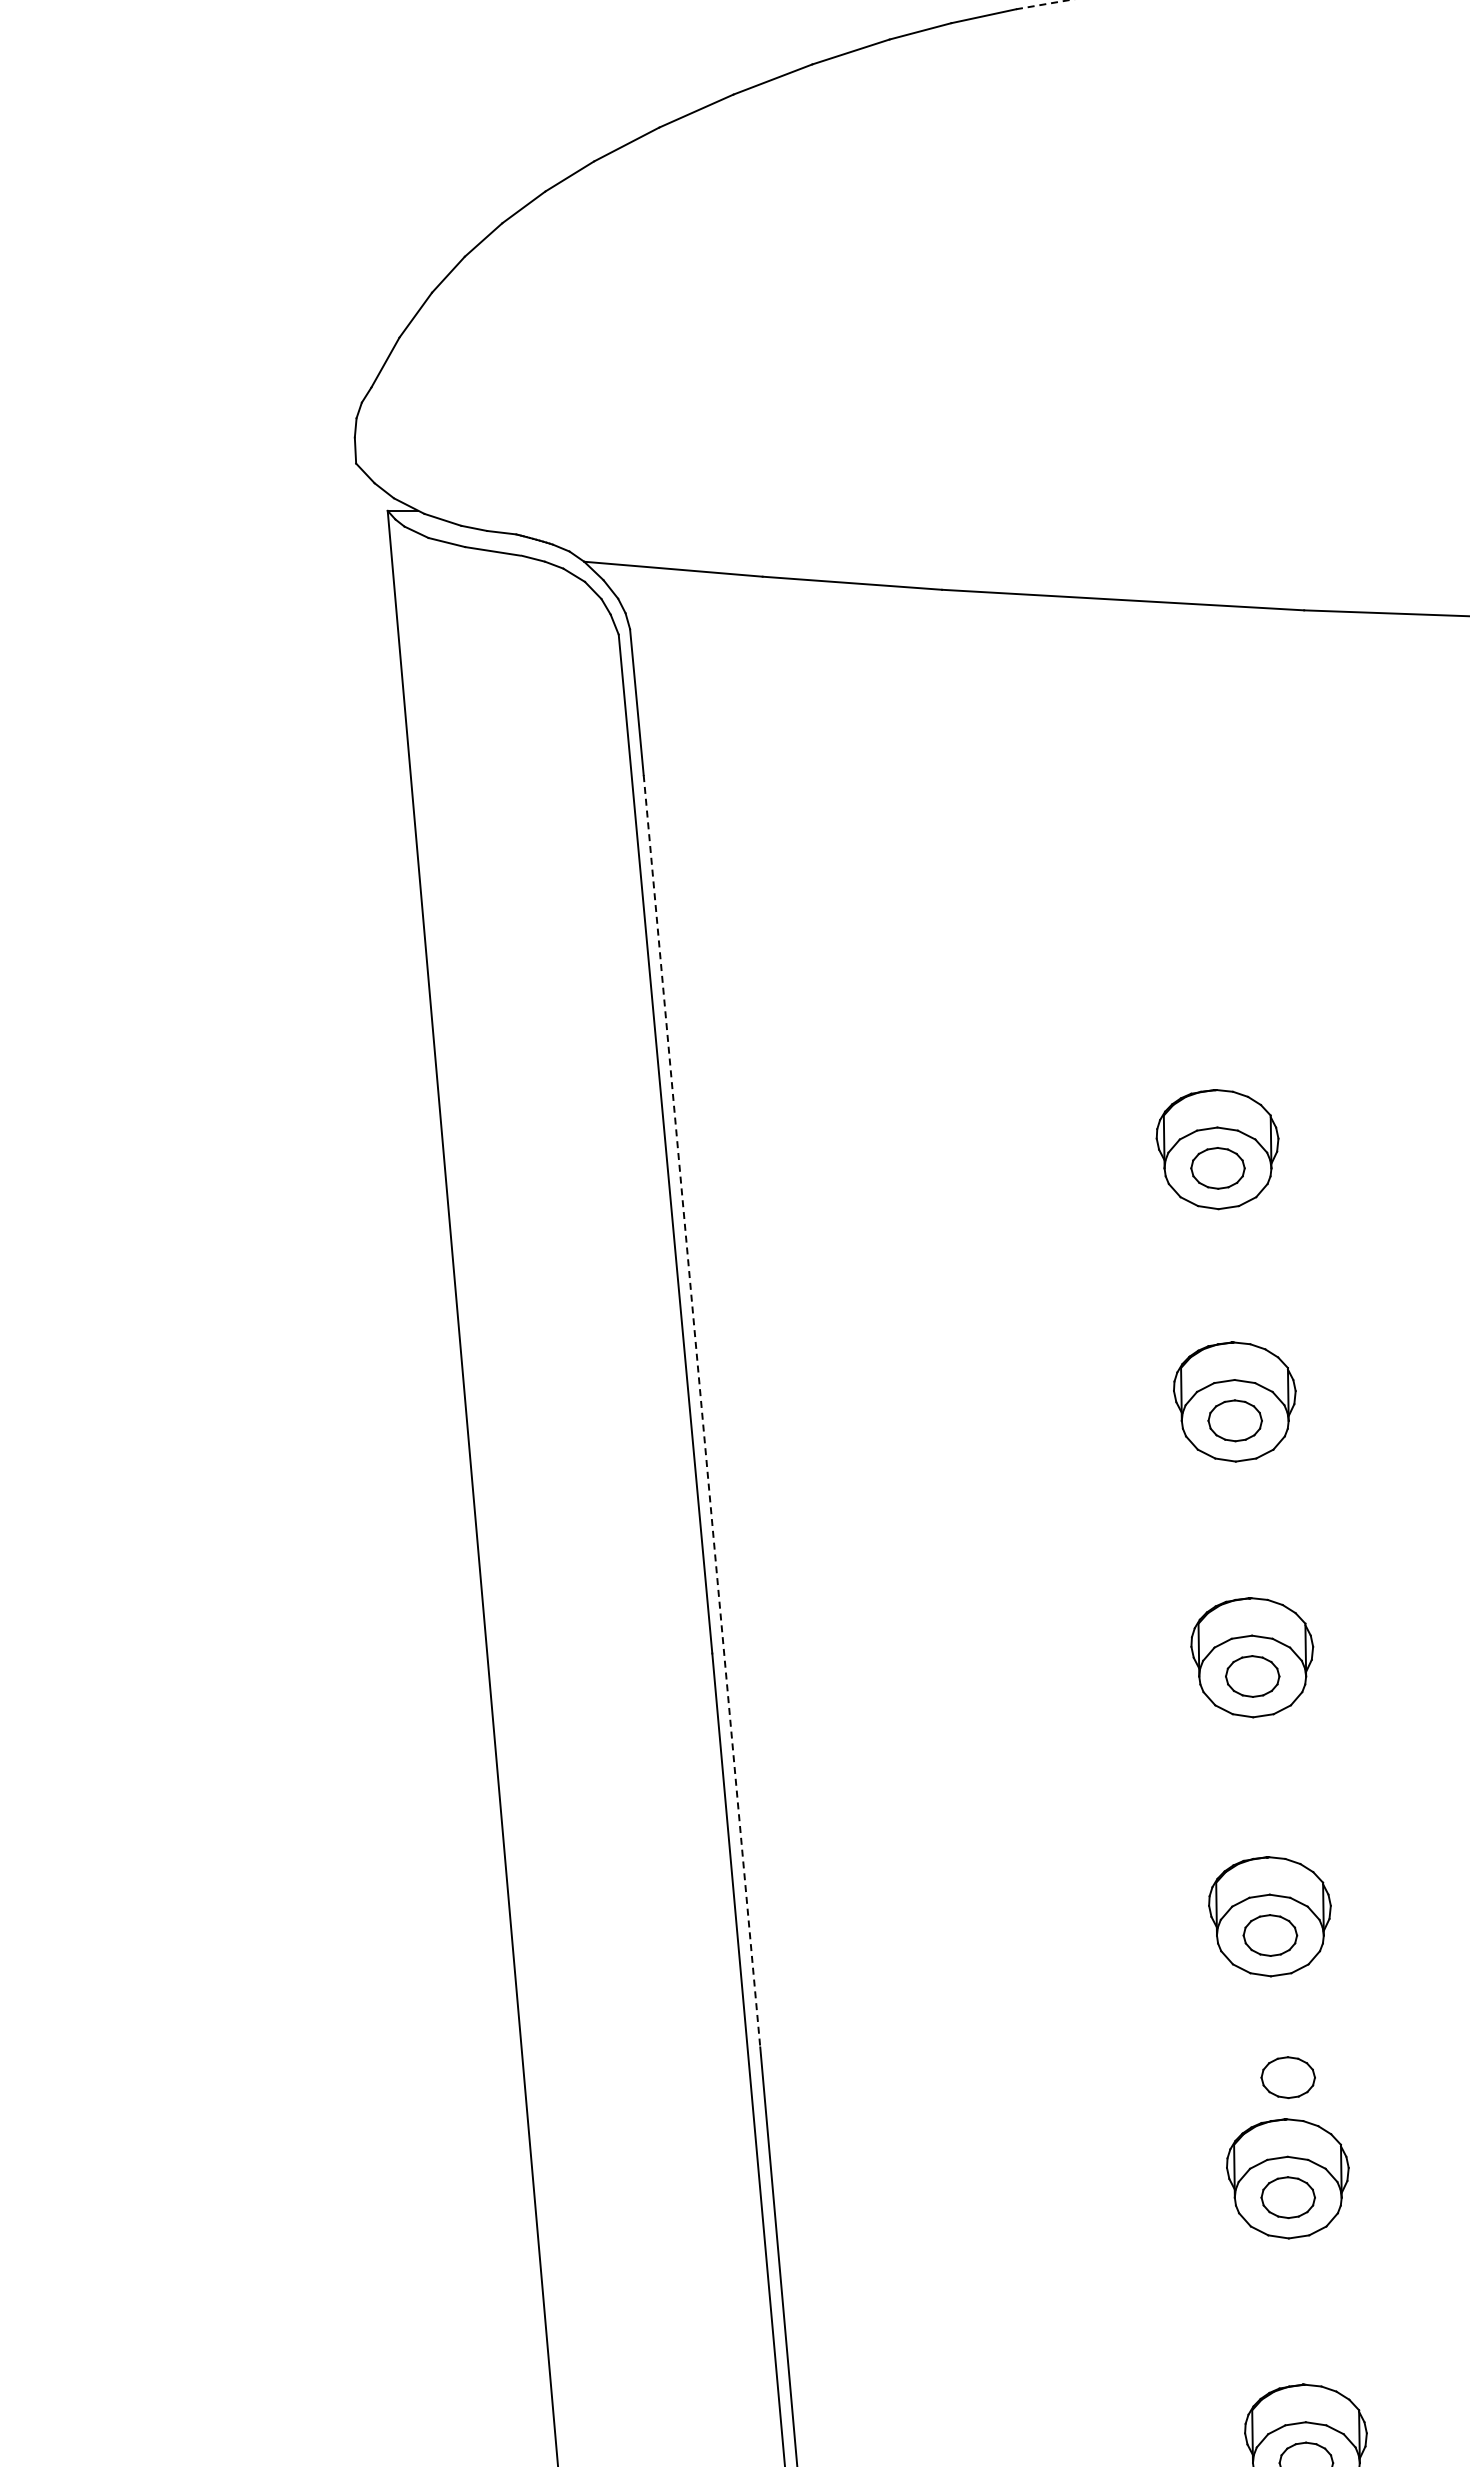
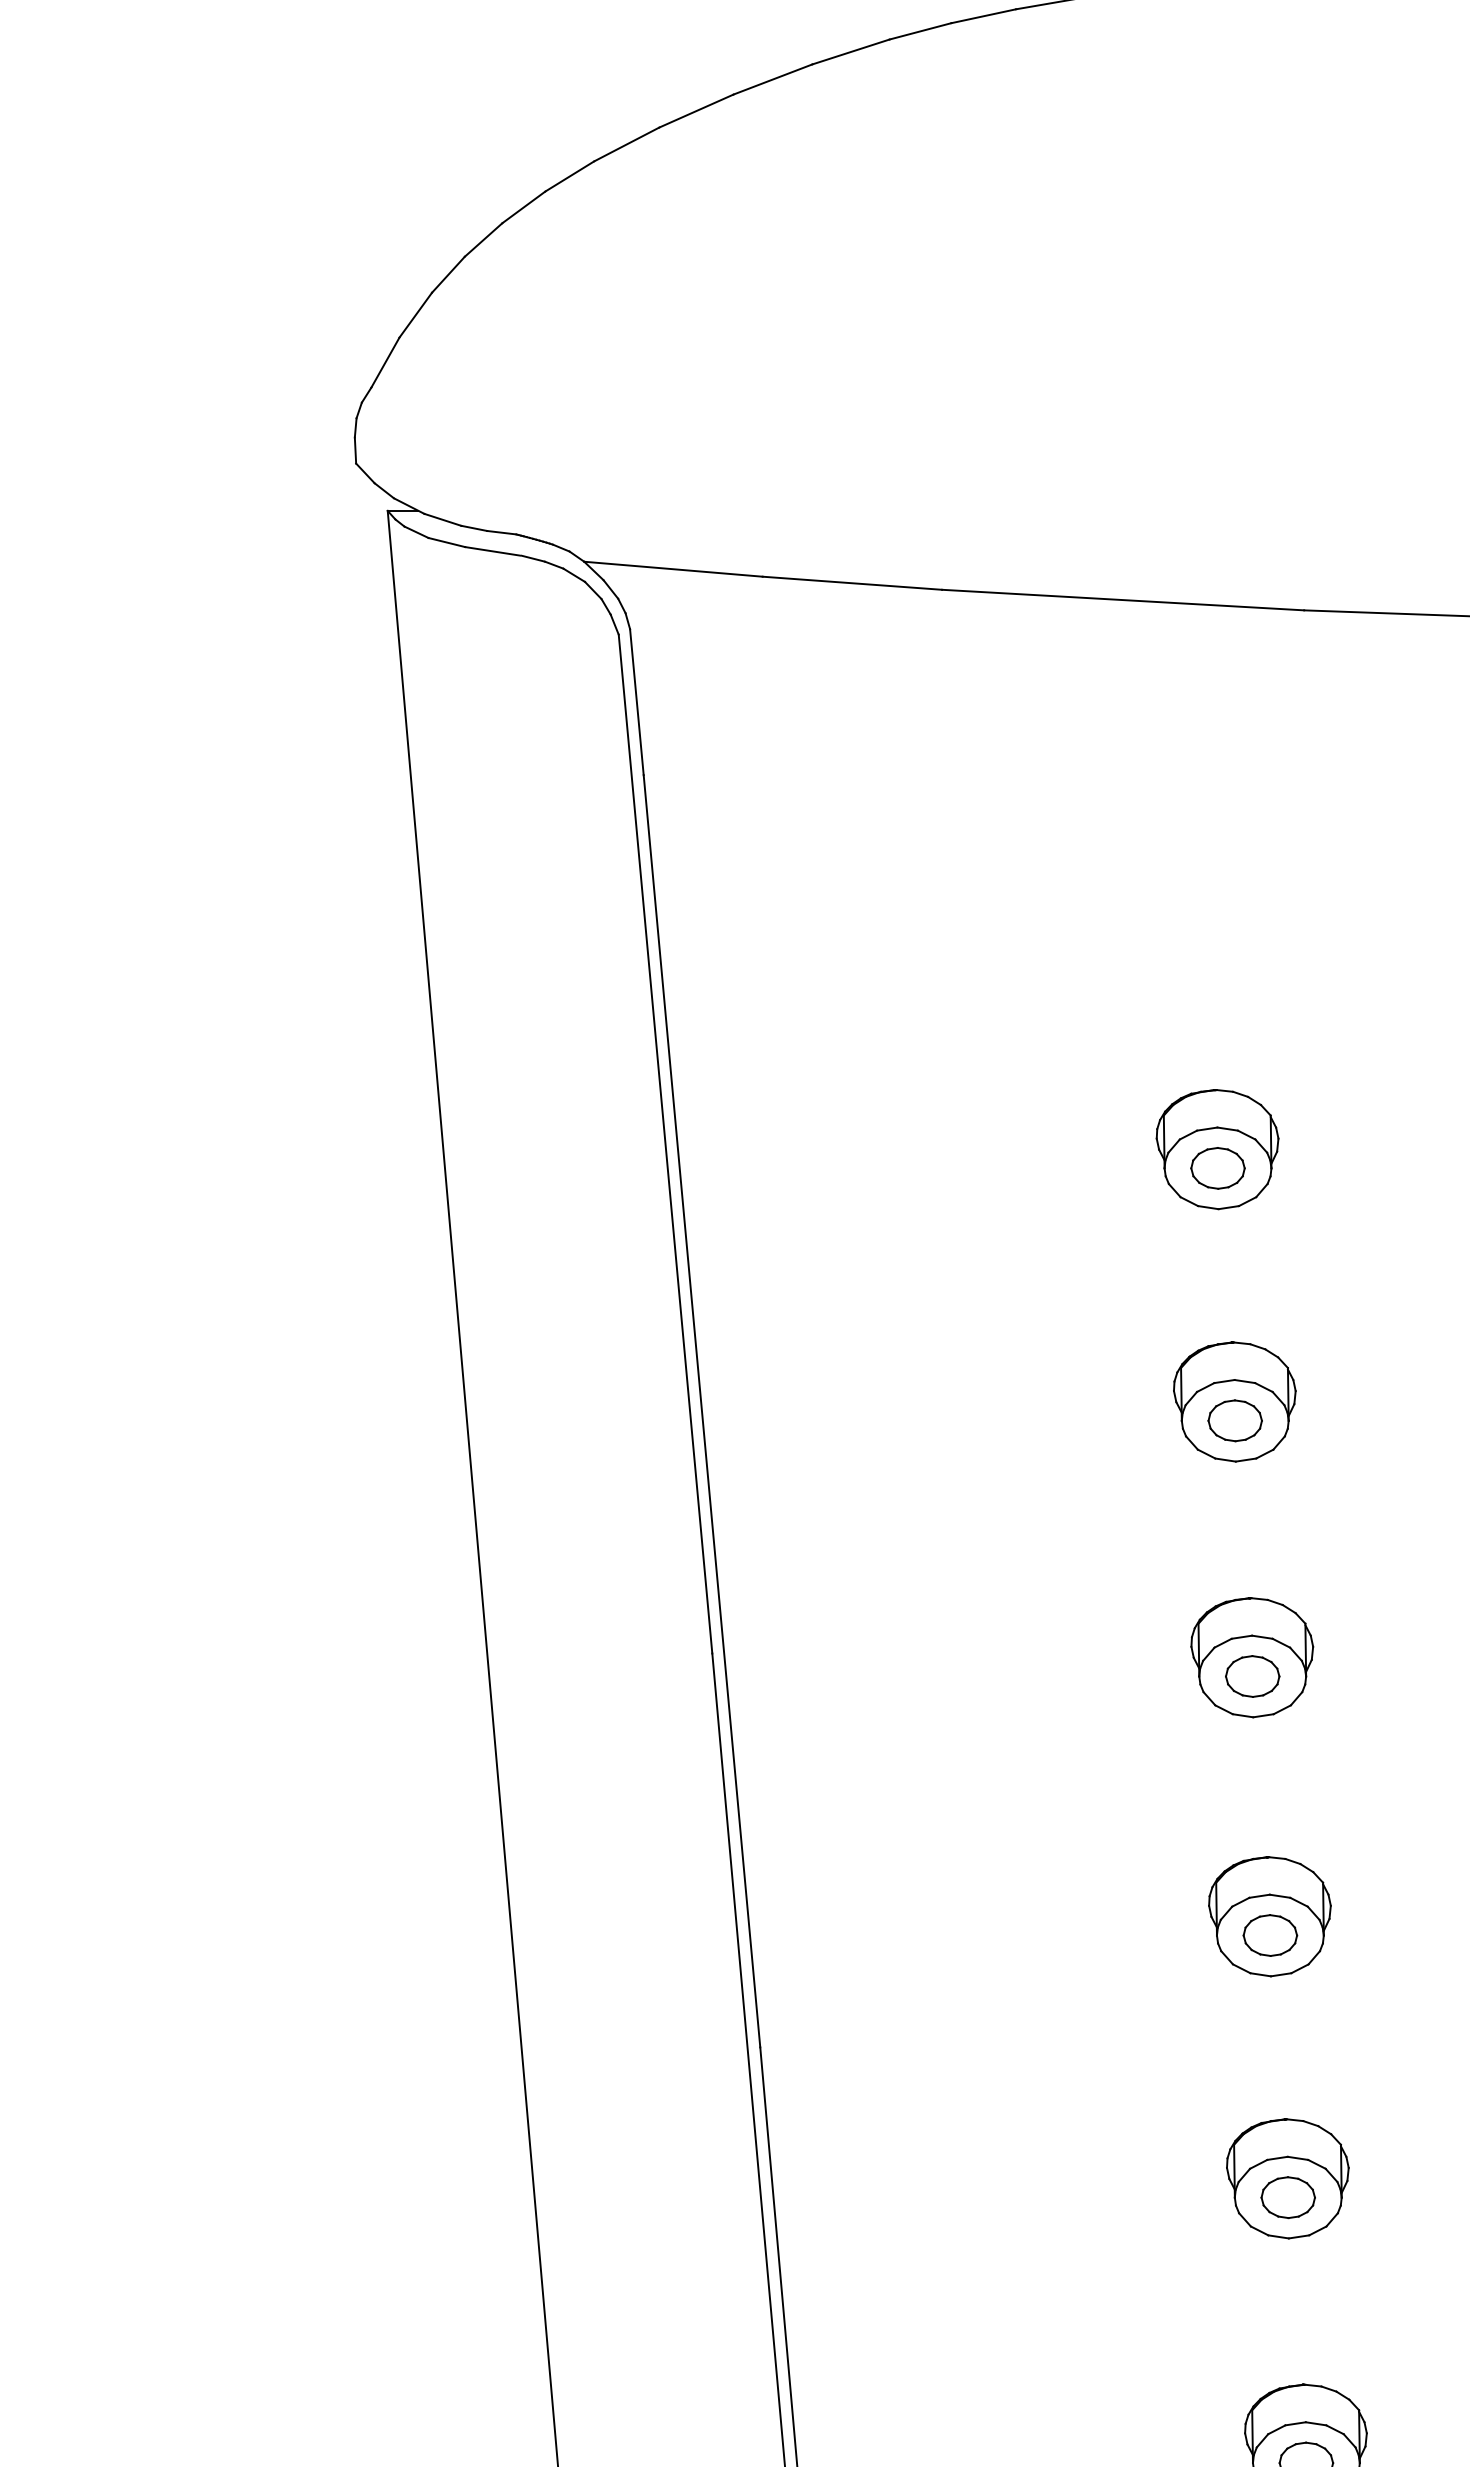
line: dashed -> solid (1043, 4)
line: dashed -> solid (701, 1411)
part: present -> none (1287, 2077)
